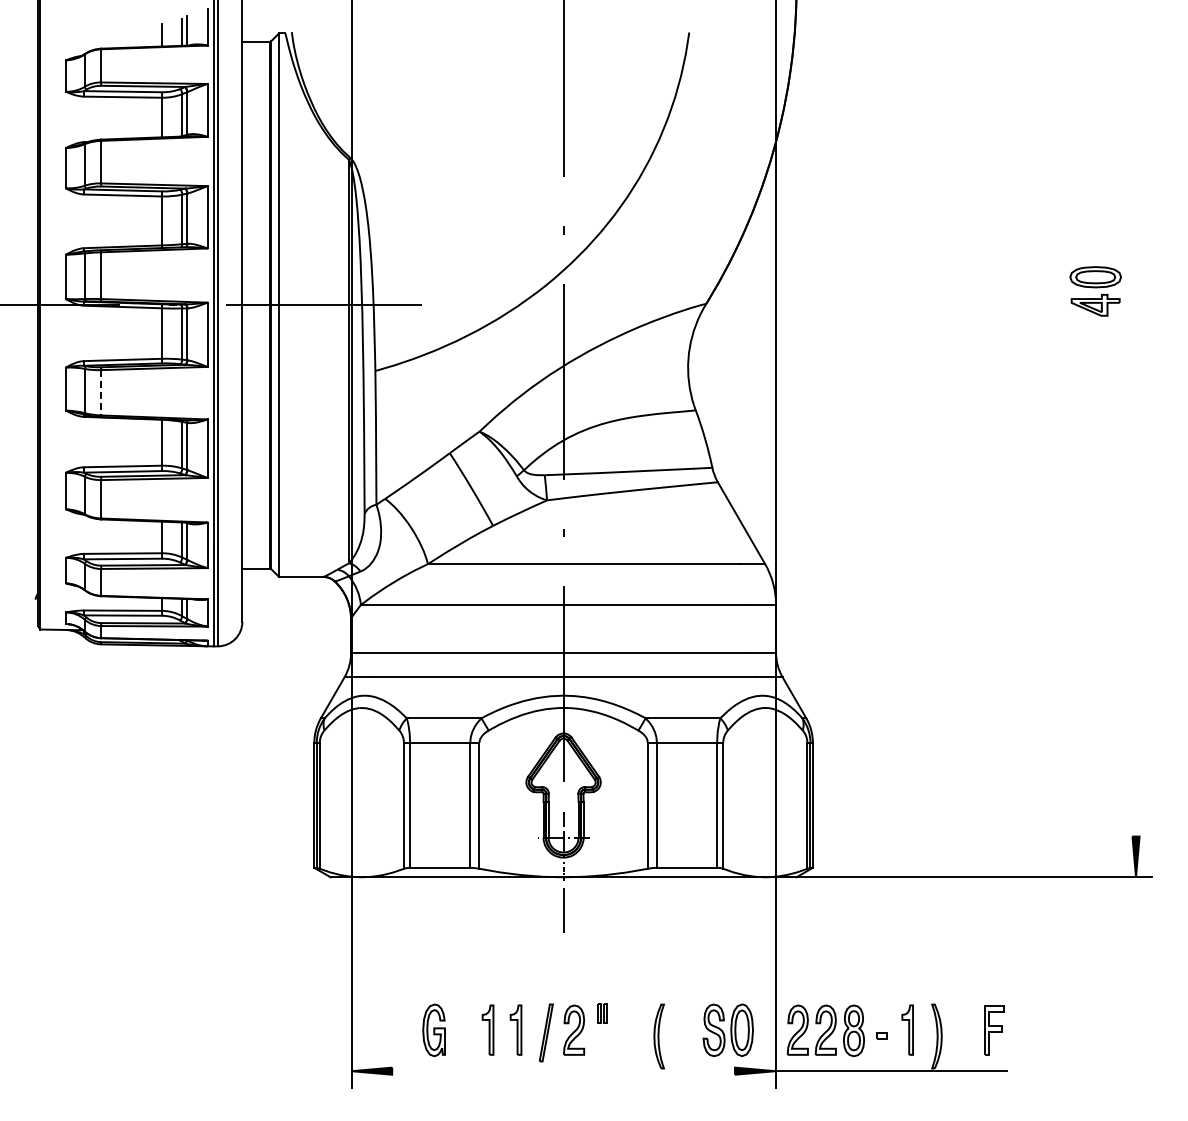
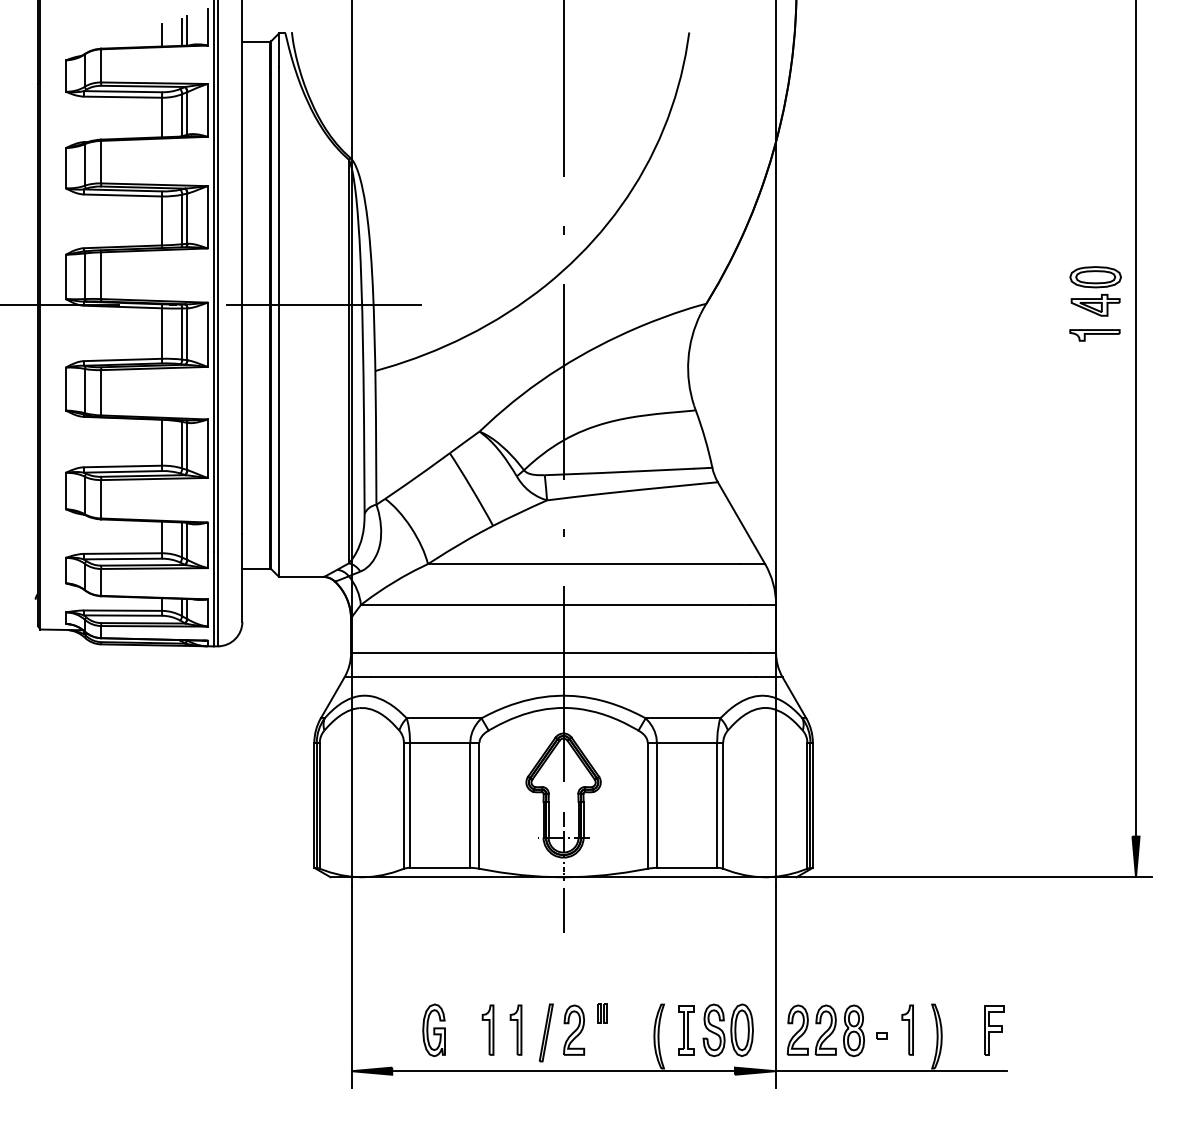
part: none -> present (1094, 335)
line: dashed -> solid (101, 392)
line: none -> present (1136, 419)
part: none -> present (686, 1030)
line: none -> present (563, 1071)
